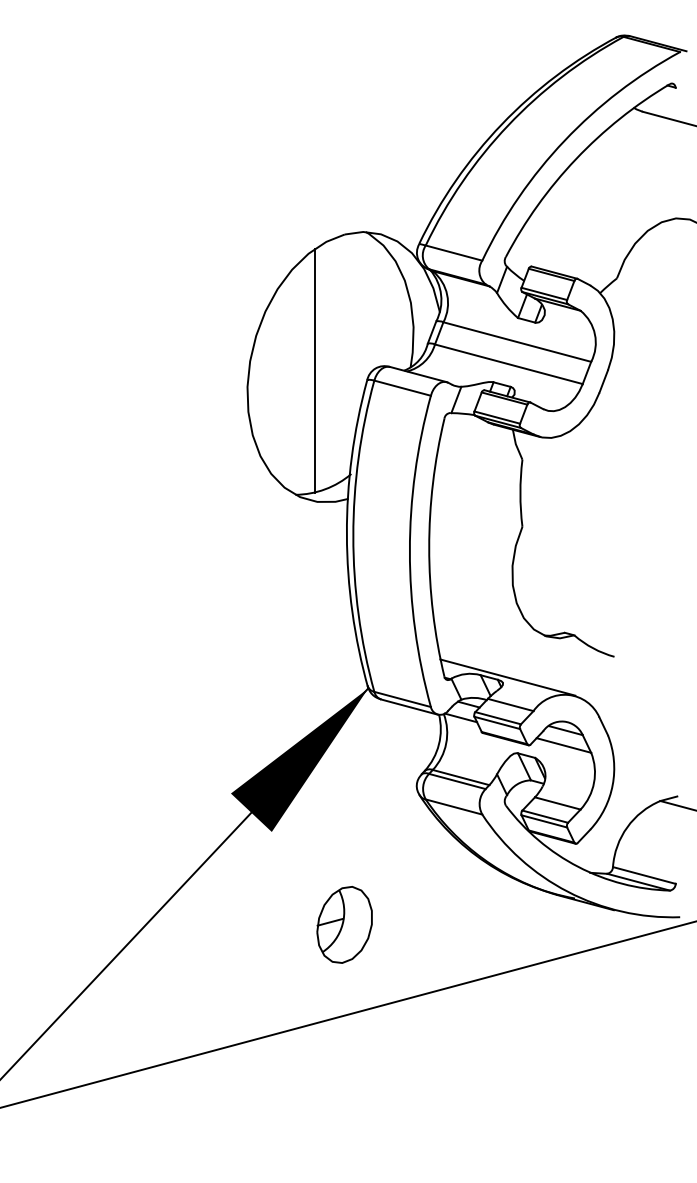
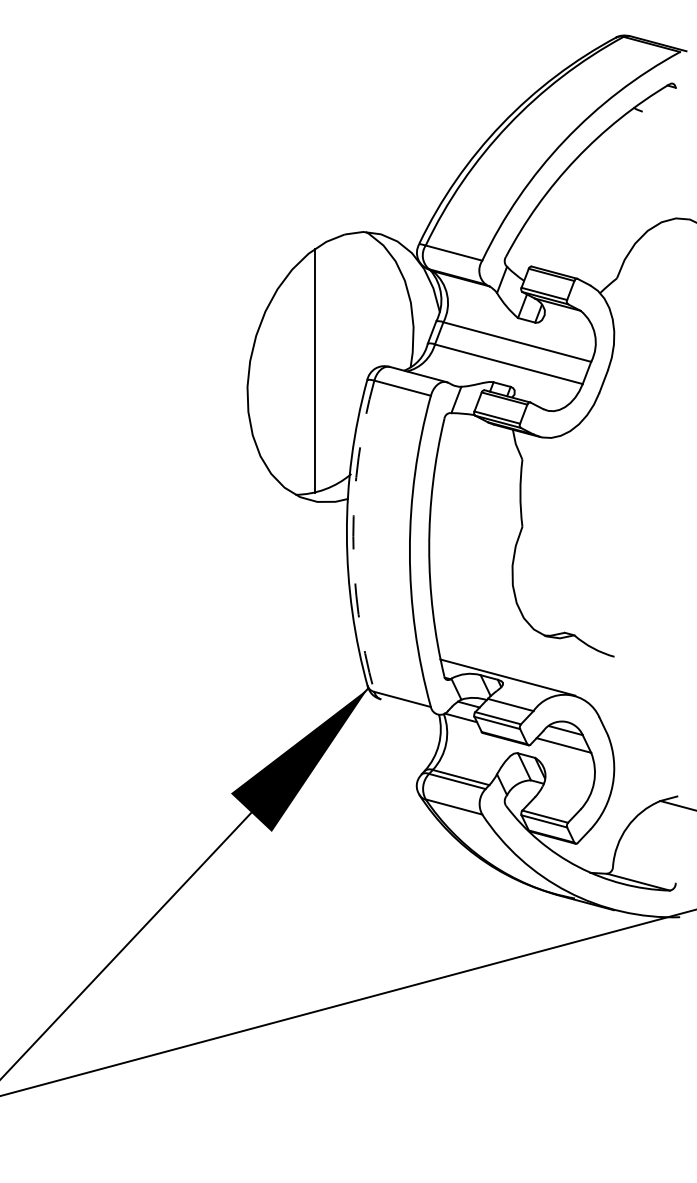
line: present -> none (667, 118)
arc: solid -> dashed (353, 536)
line: present -> none (409, 706)
line: present -> none (557, 803)
line: present -> none (643, 875)
part: present -> none (344, 924)
line position: (347, 1014) -> (347, 1002) (347, 1002)
